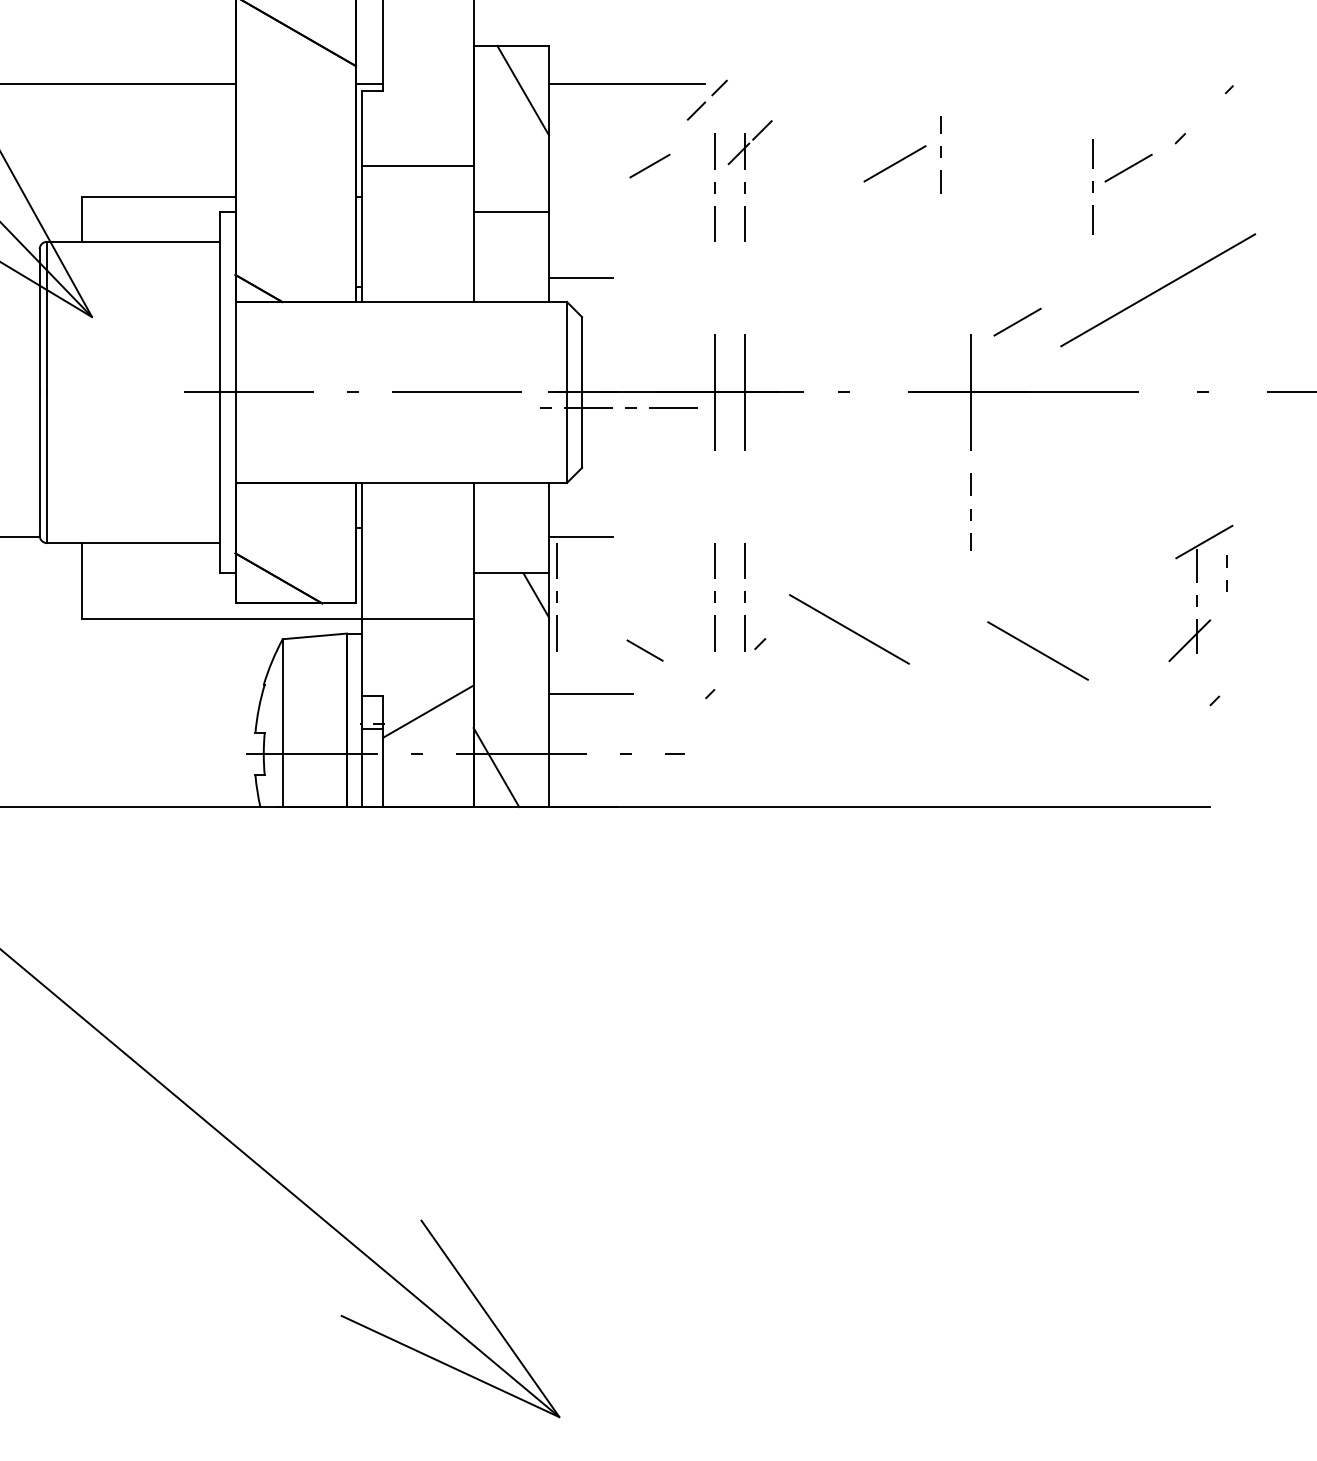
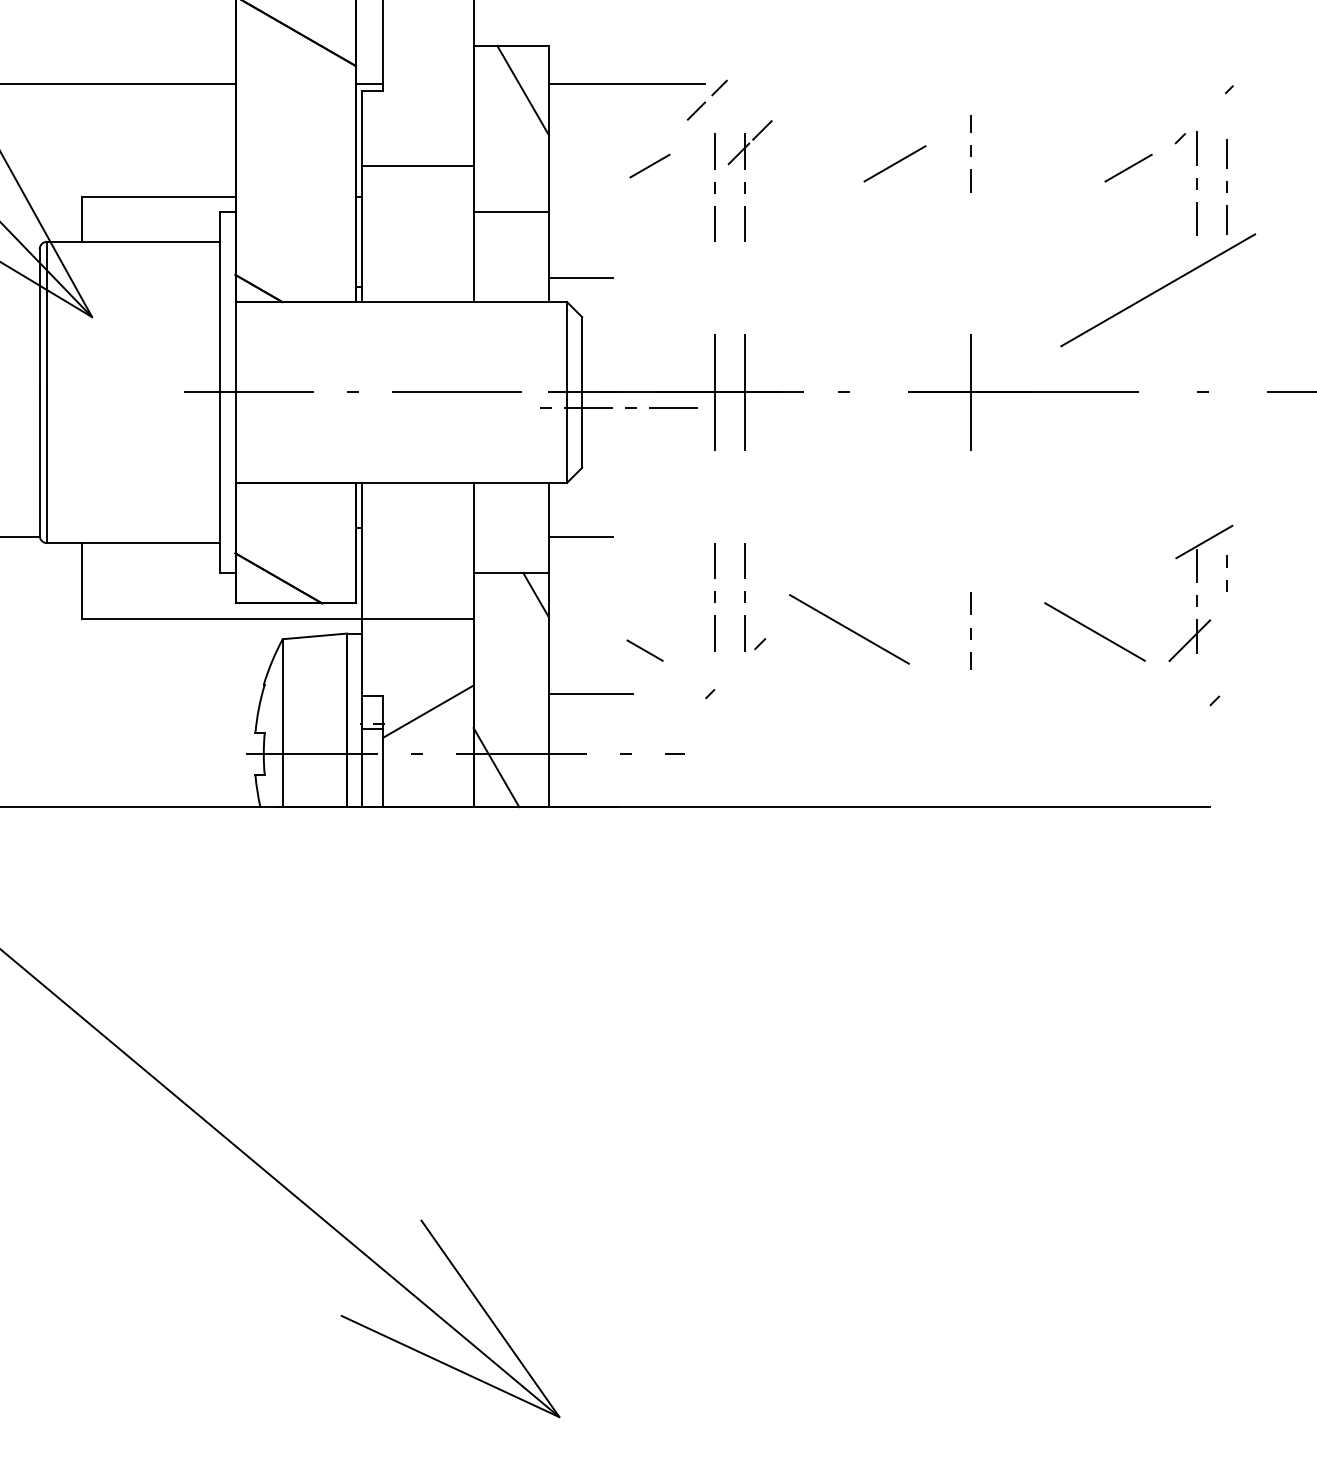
line position: (940, 154) -> (970, 153) (970, 153)
line: none -> present (1196, 183)
line position: (1092, 186) -> (1226, 186) (1226, 186)
line: present -> none (1017, 321)
line position: (970, 511) -> (970, 630) (970, 630)
line: present -> none (556, 597)
line position: (1037, 650) -> (1094, 631) (1094, 631)
